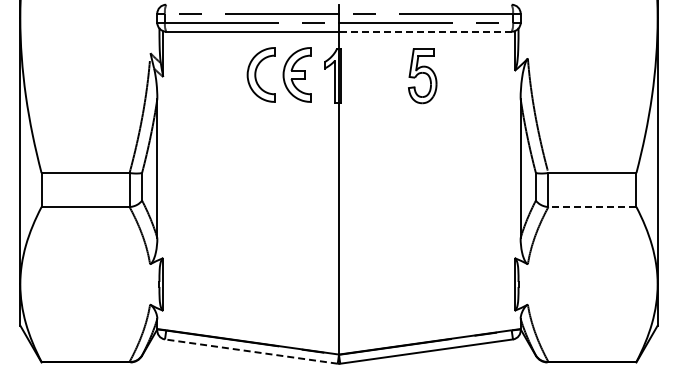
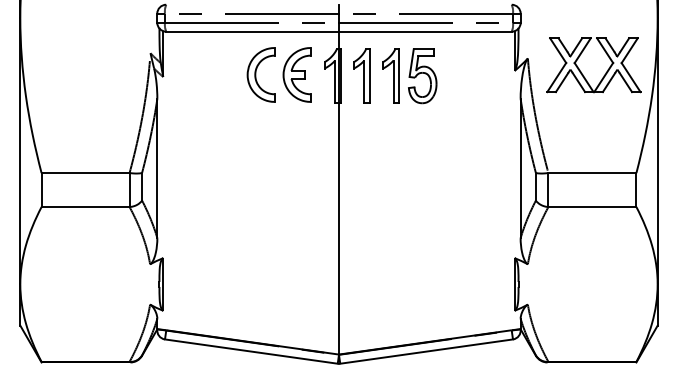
line: dashed -> solid (424, 31)
part: none -> present (581, 71)
part: none -> present (361, 75)
part: none -> present (390, 75)
line: dashed -> solid (591, 207)
line: dashed -> solid (250, 351)
